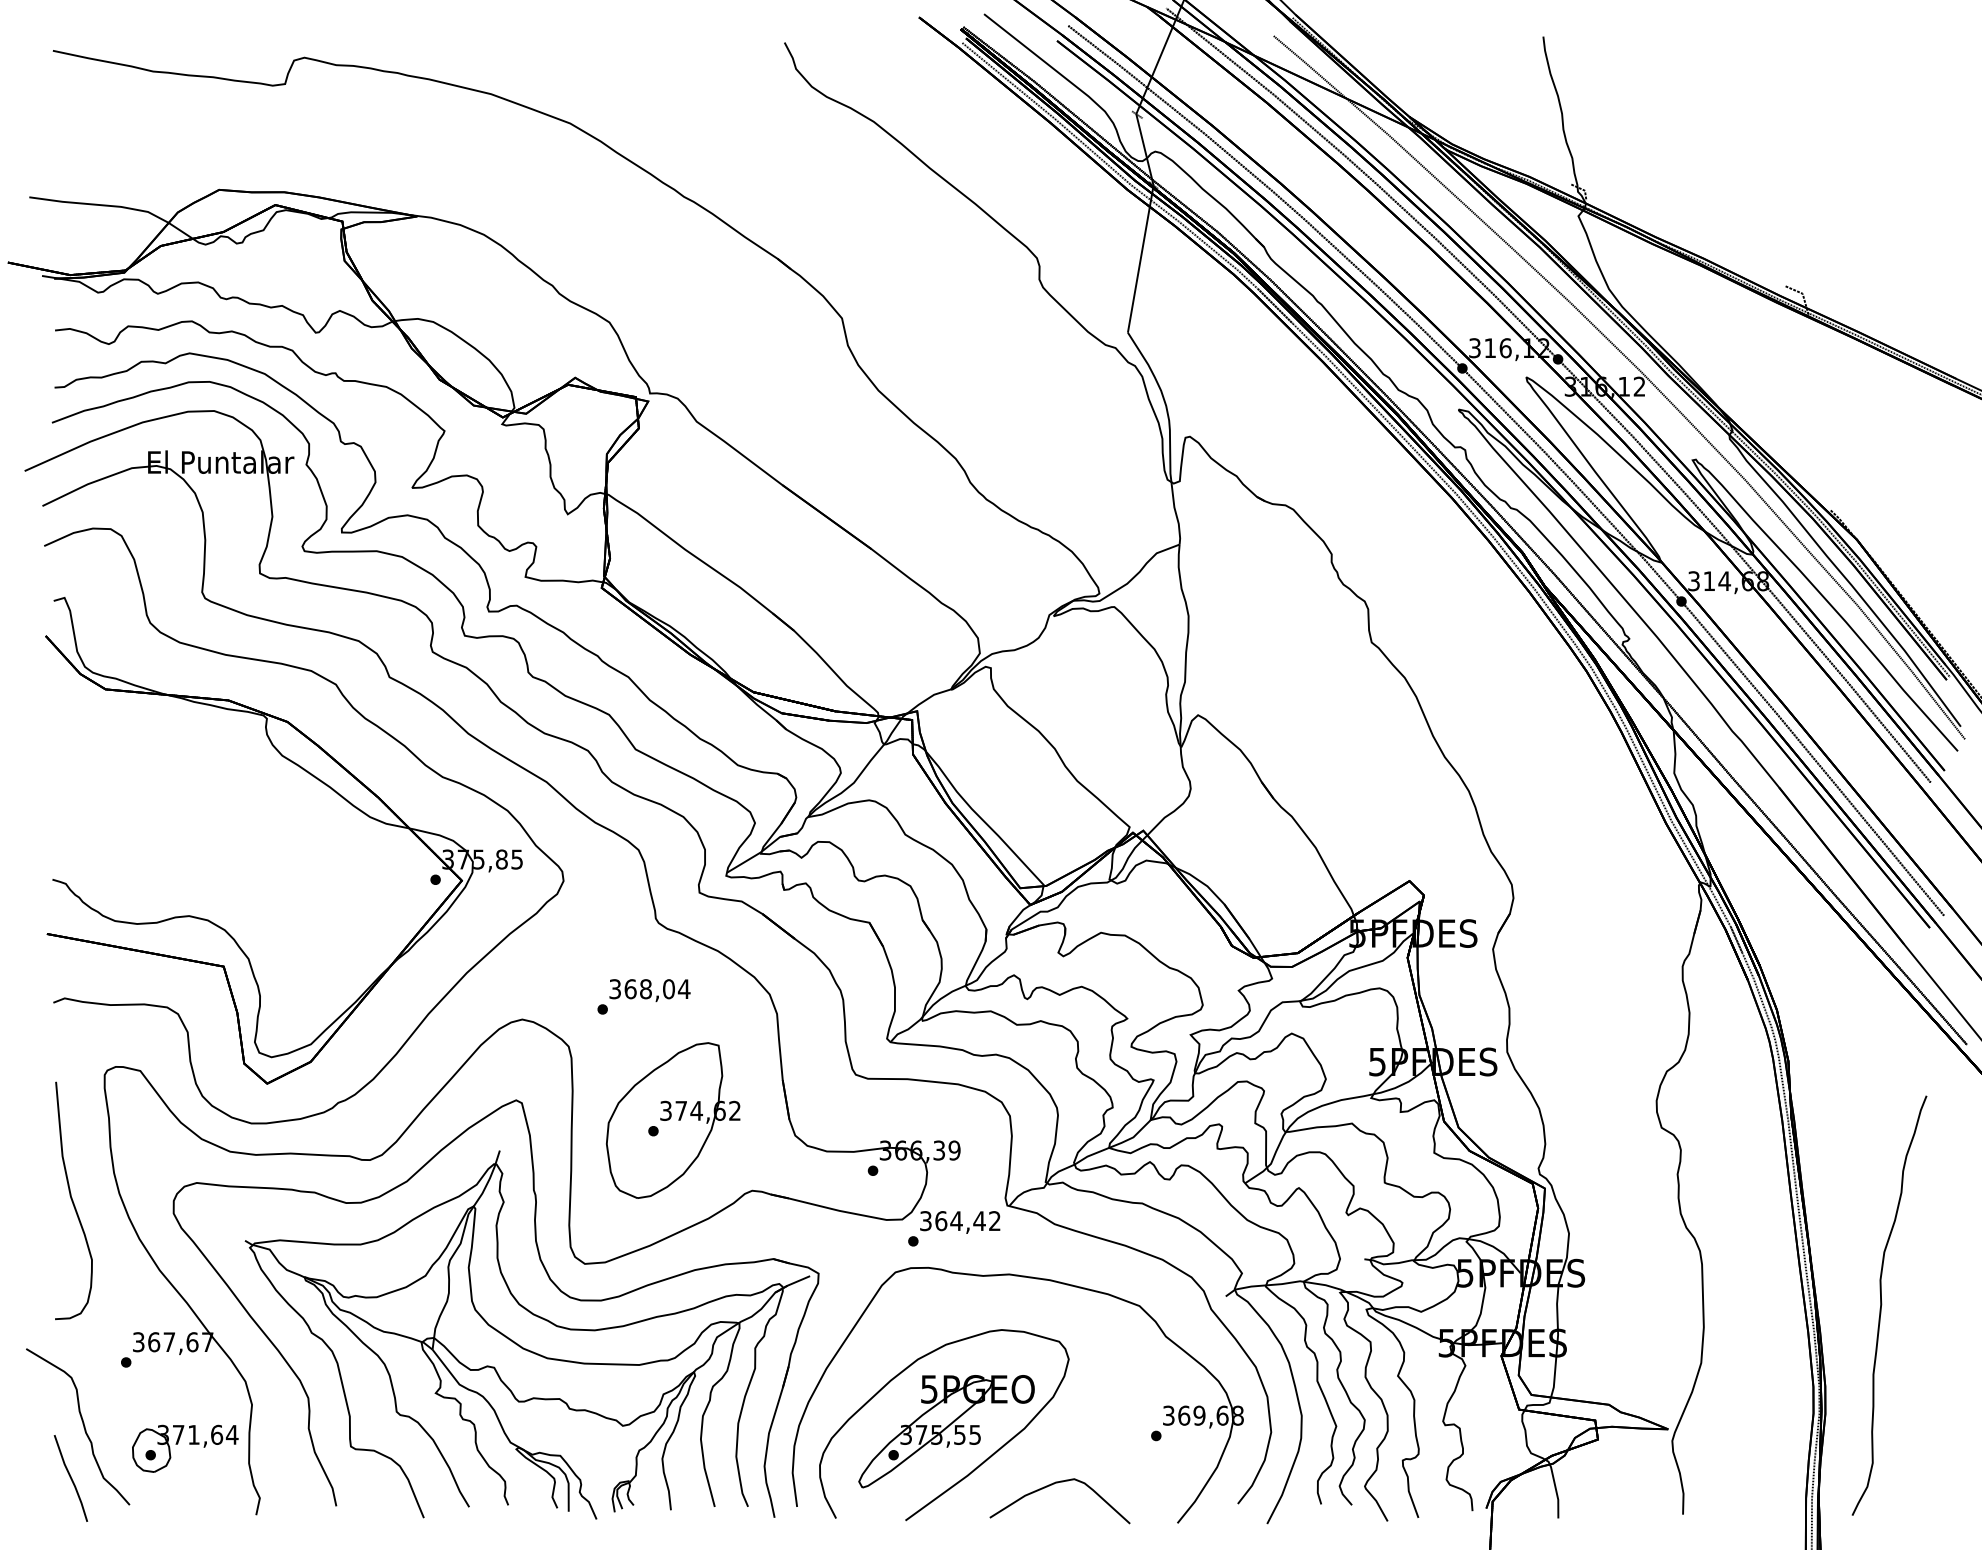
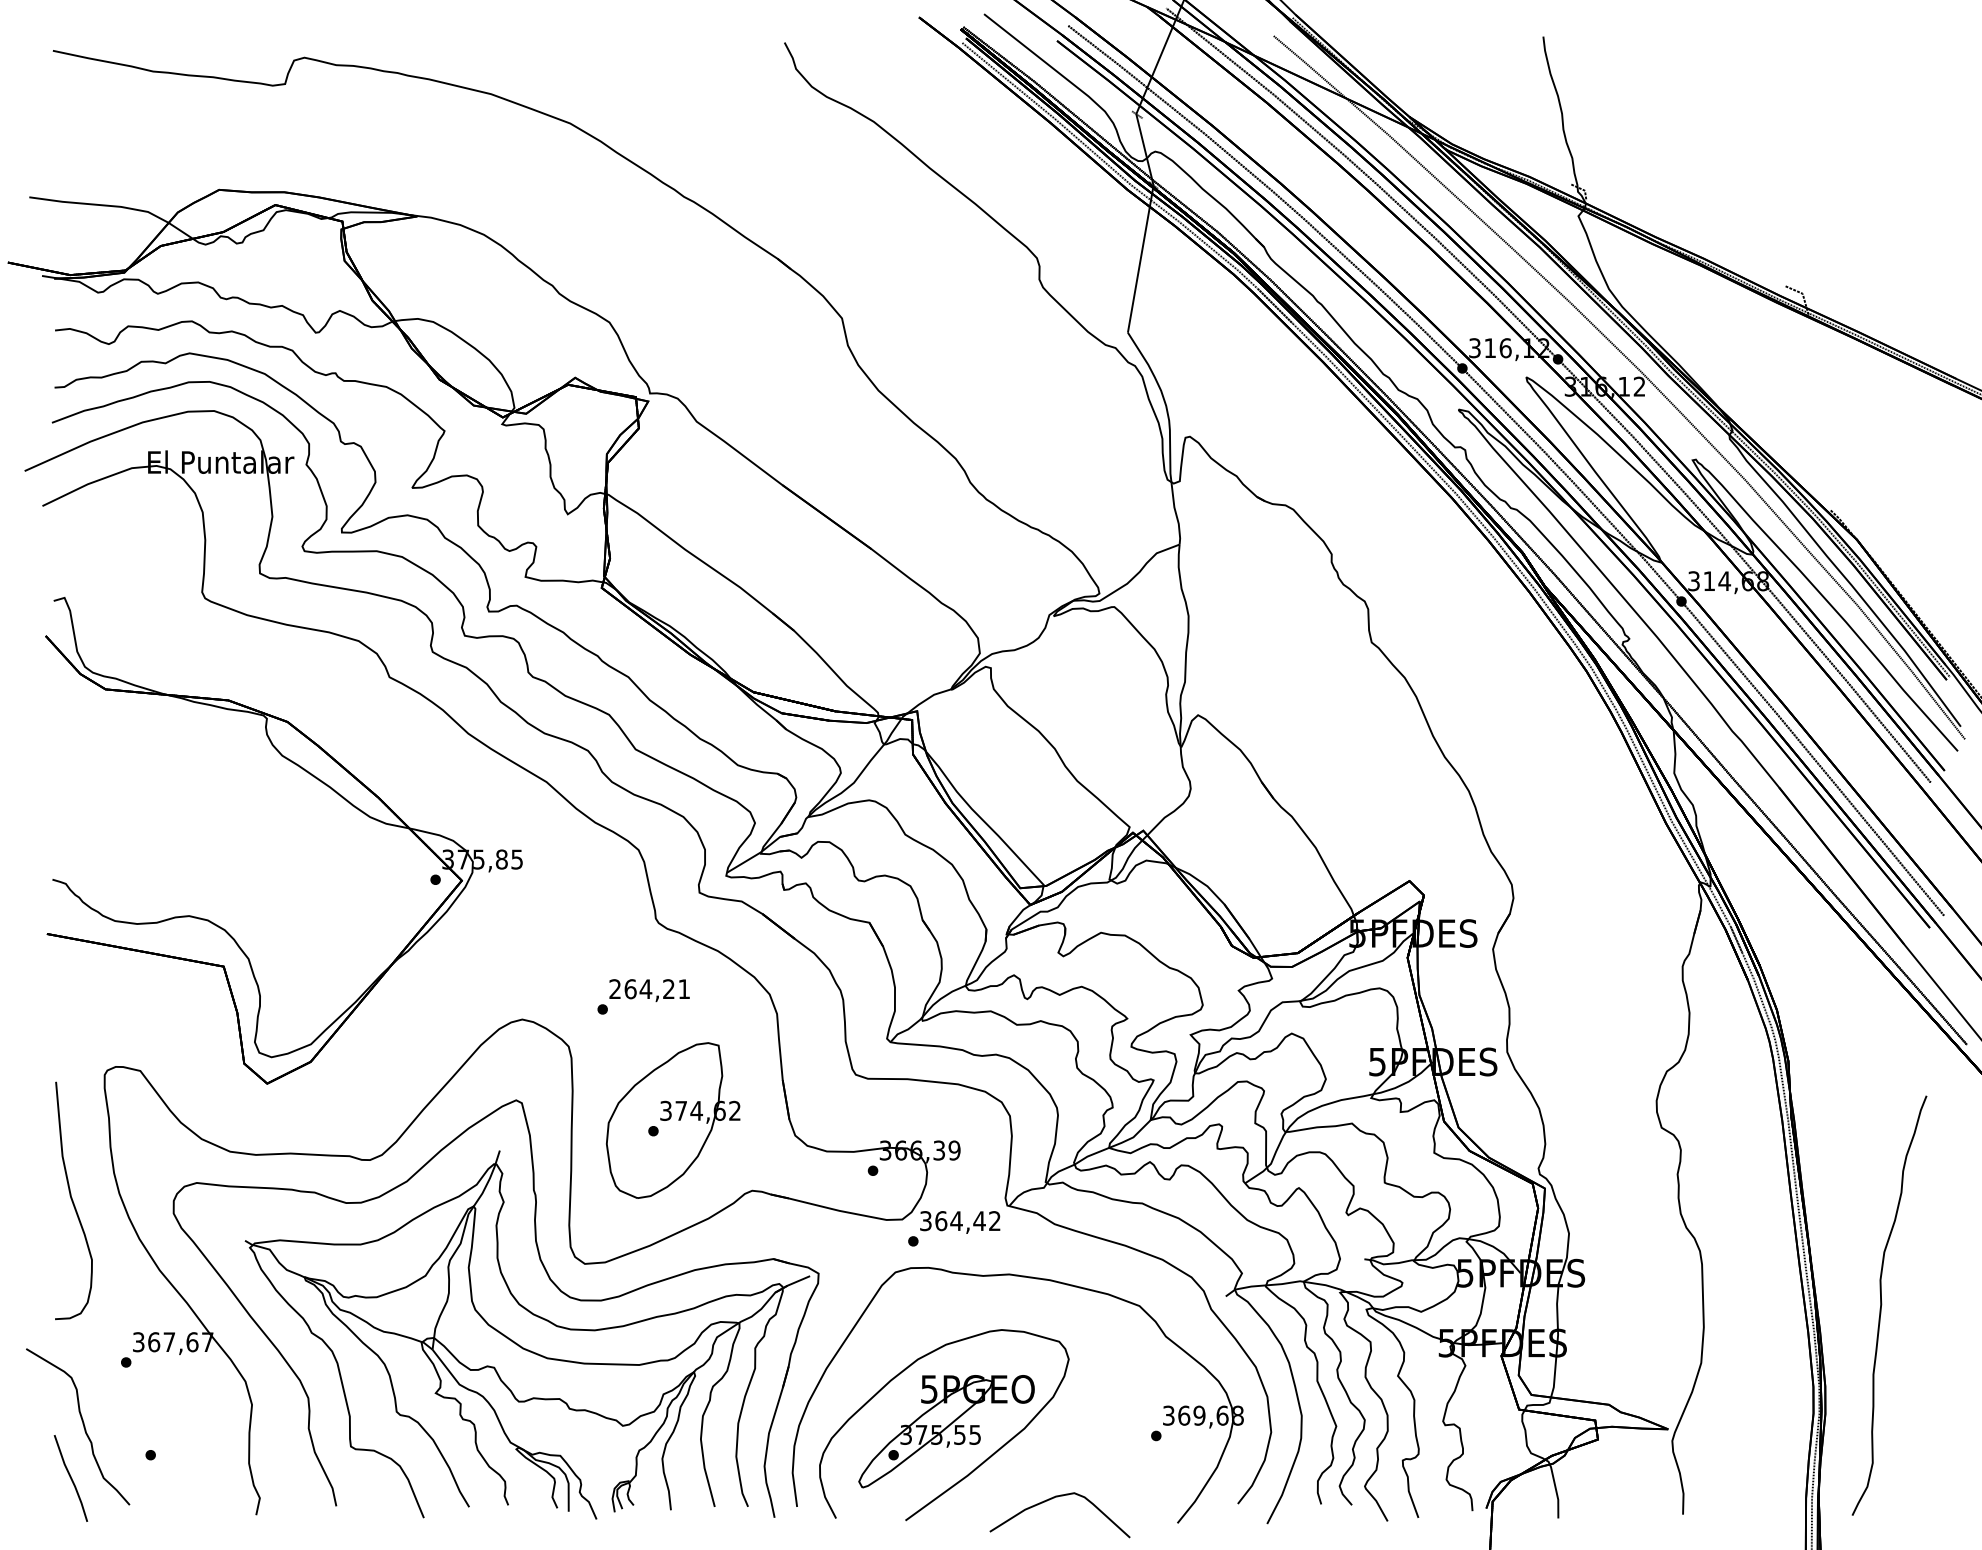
curve: present -> none (372, 724)
text: 368,04 -> 264,21 (649, 989)
part: present -> none (185, 1448)
curve position: (1052, 1485) -> (1052, 1499) (1052, 1499)
